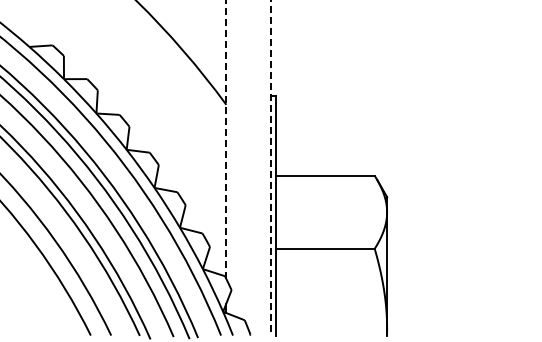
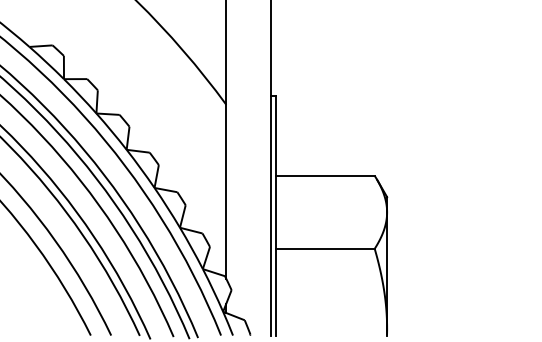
line: dashed -> solid (226, 139)
line: dashed -> solid (270, 167)
